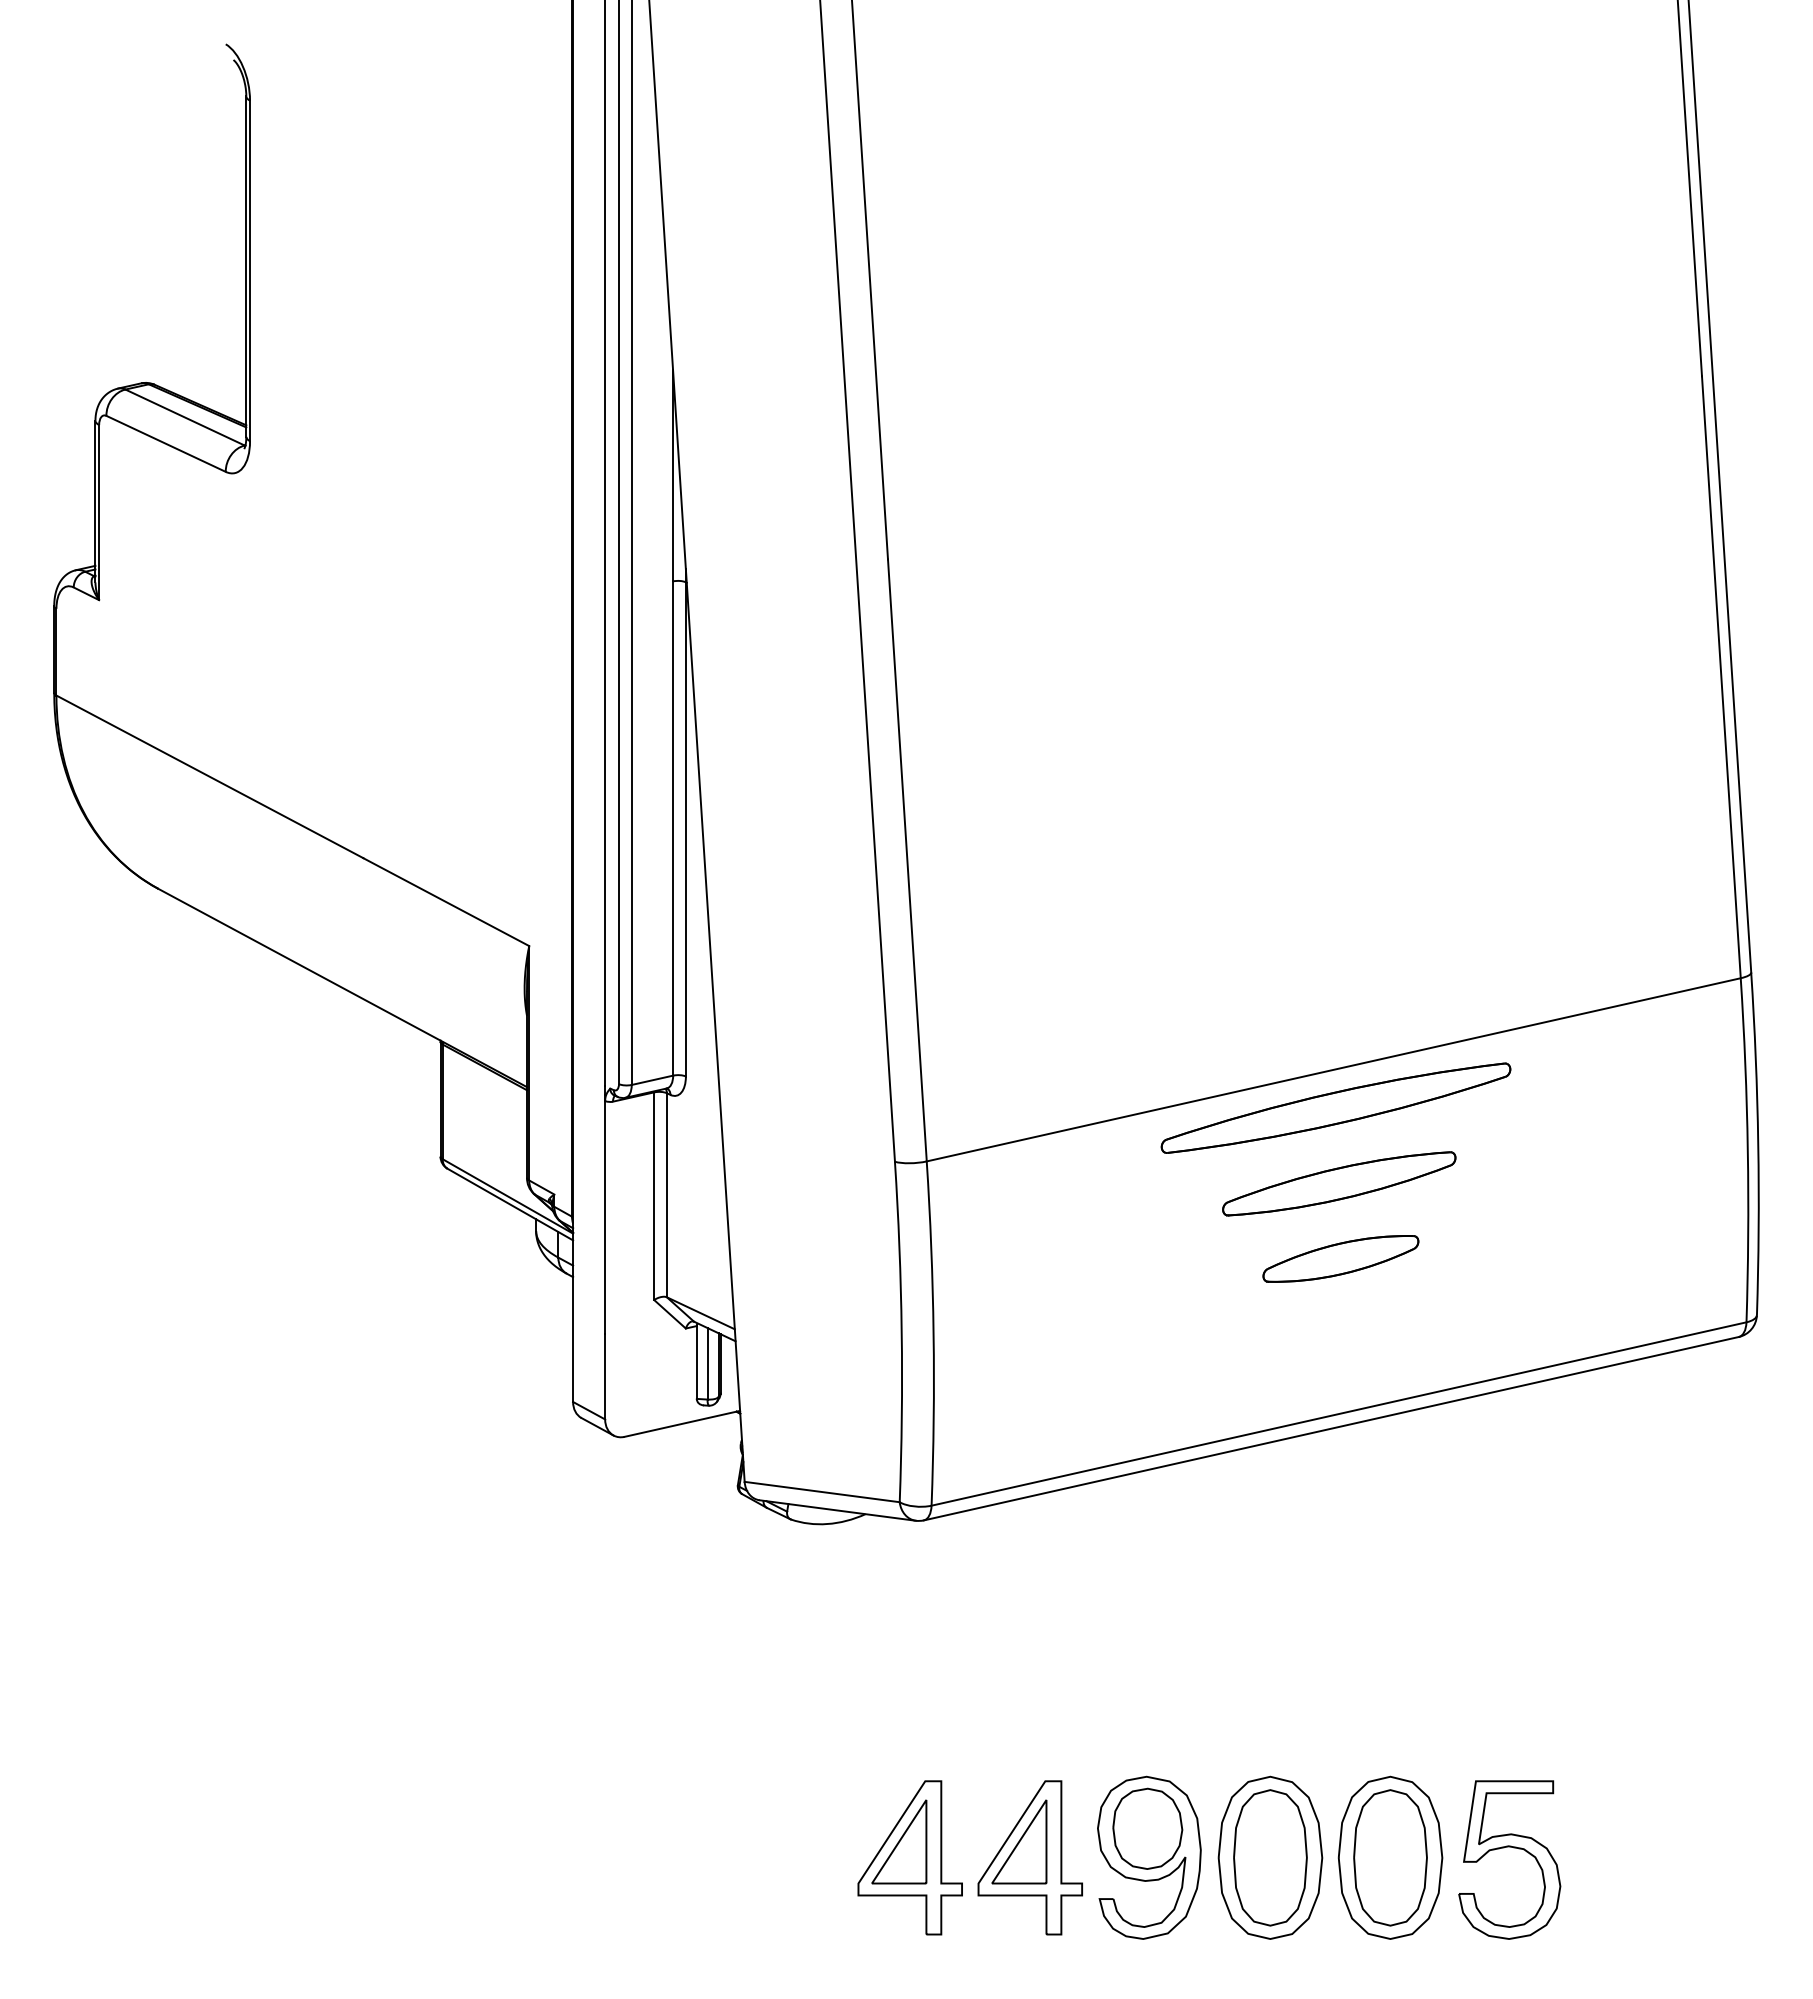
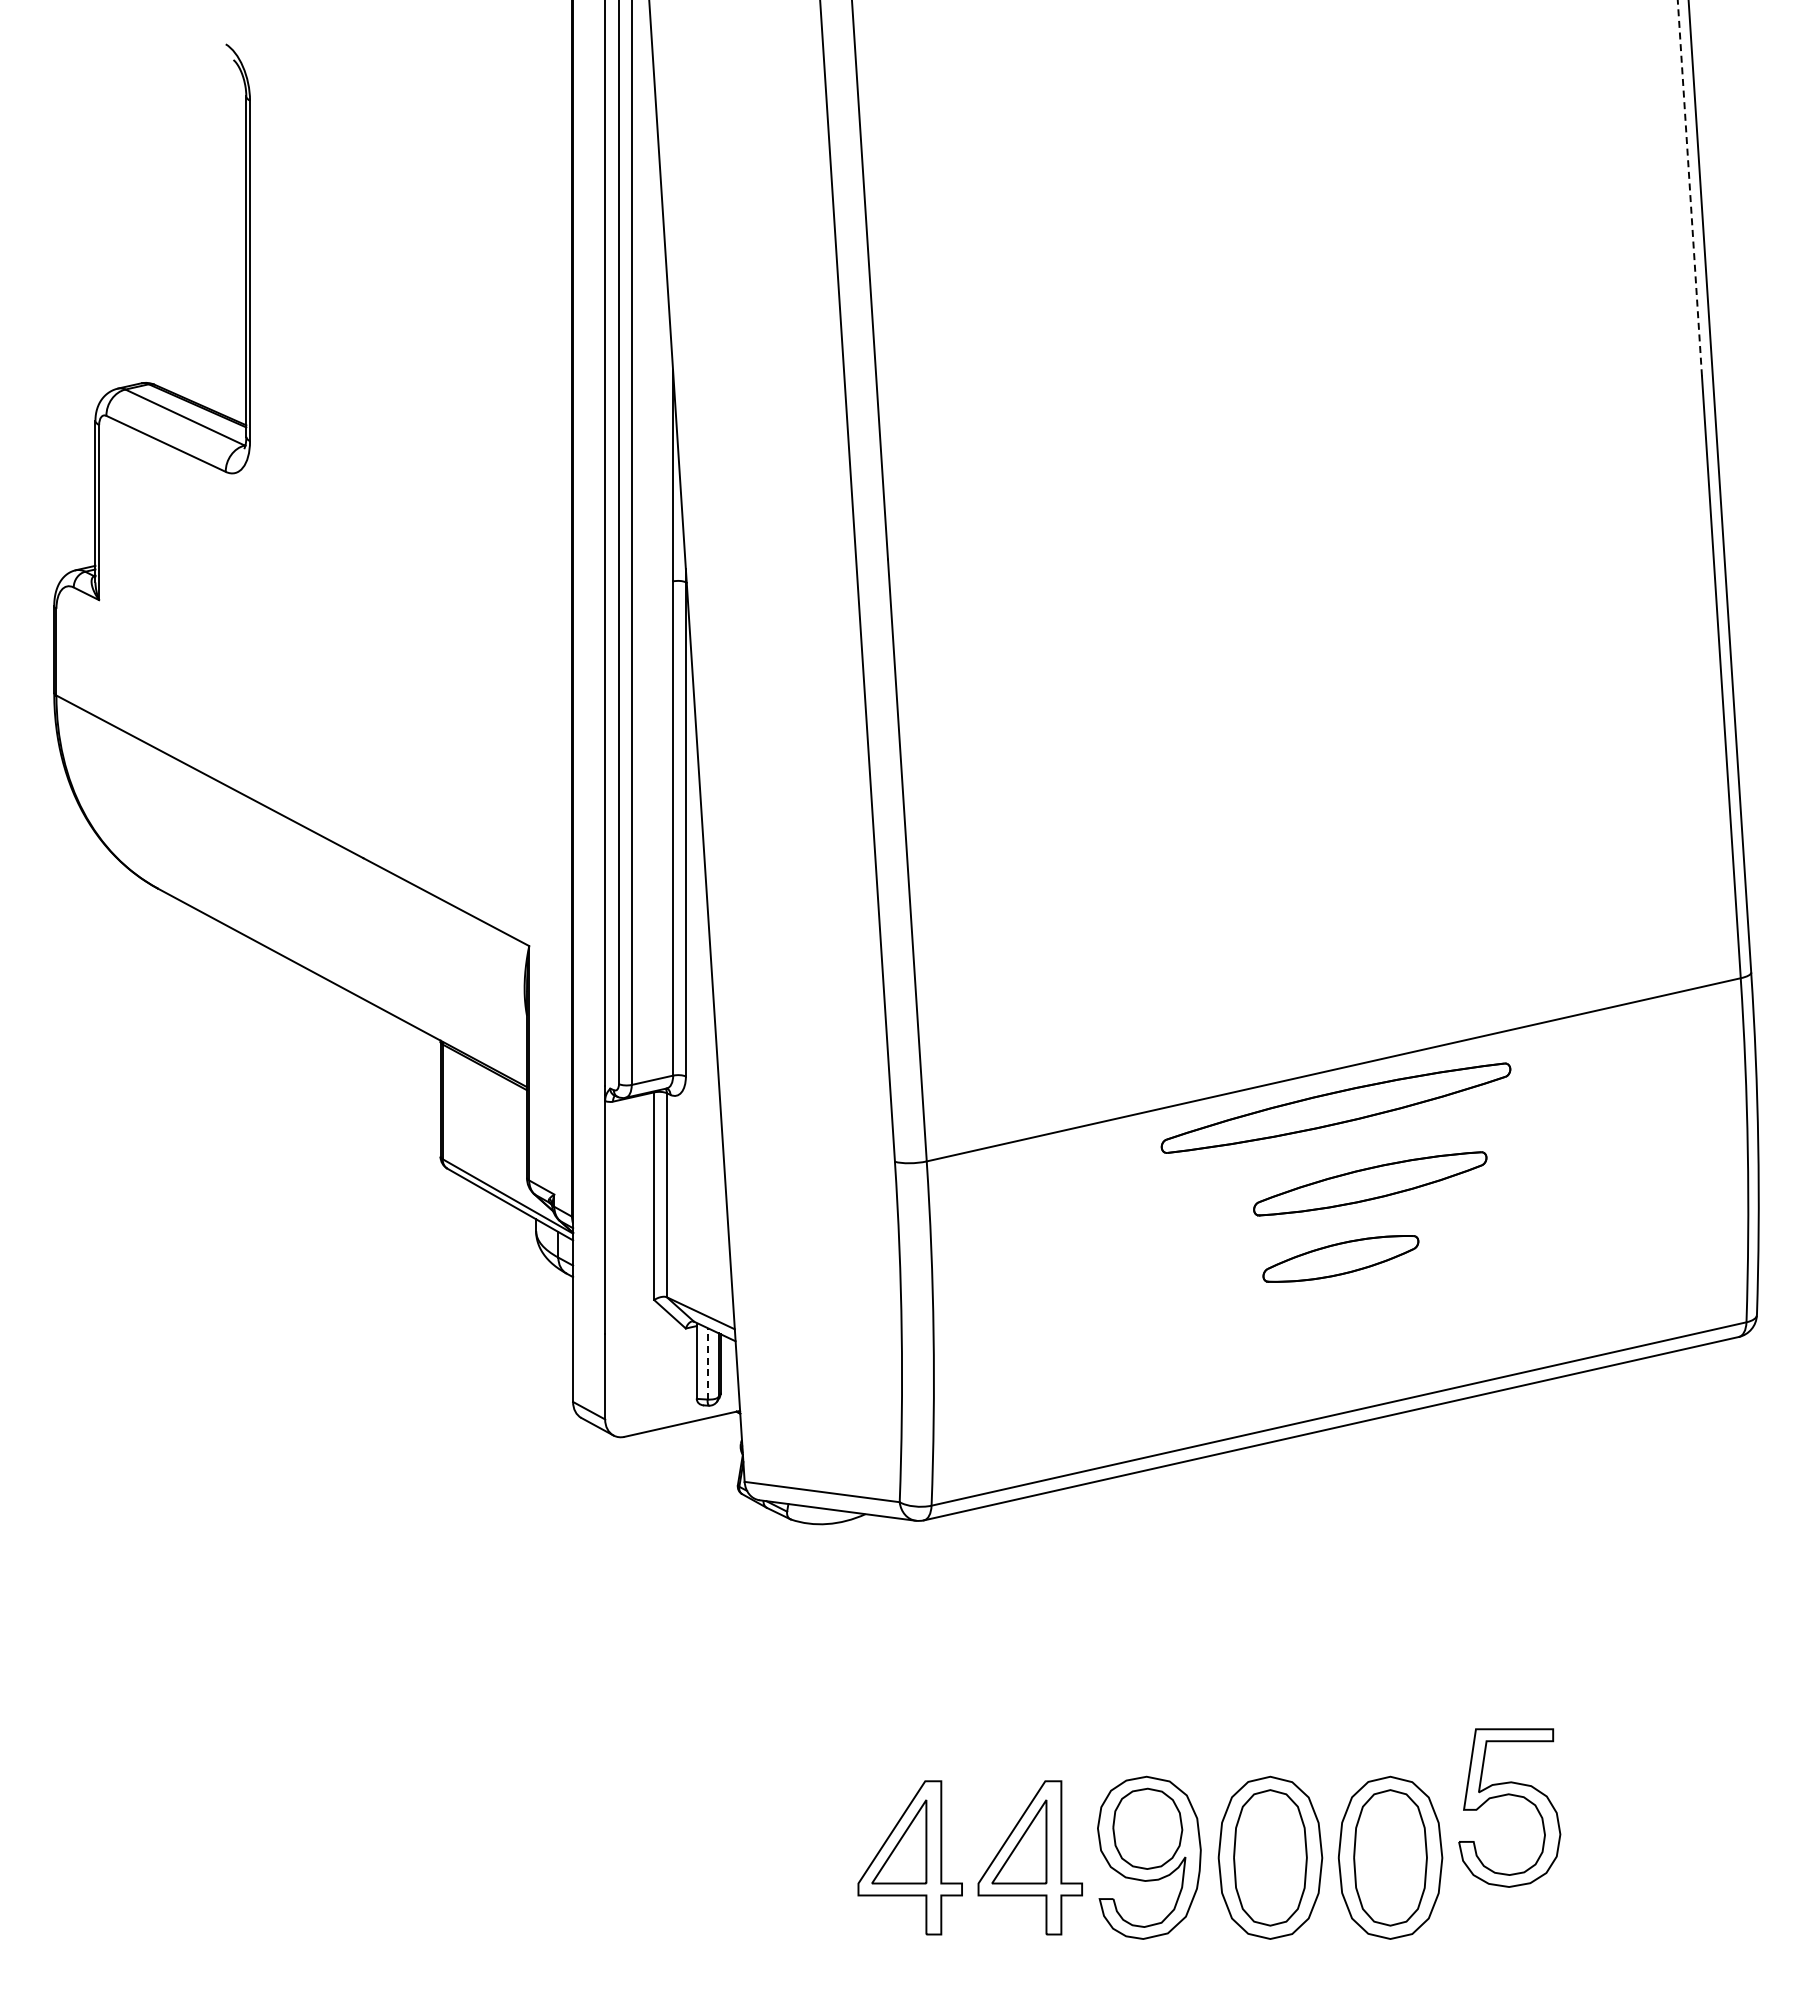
line: solid -> dashed (1689, 187)
part position: (1339, 1183) -> (1370, 1183) (1370, 1183)
line: solid -> dashed (707, 1363)
part position: (1513, 1848) -> (1513, 1796) (1513, 1796)
